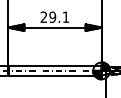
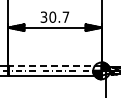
text: 29.1 -> 30.7 (54, 16)
line: solid -> dashed (55, 66)
